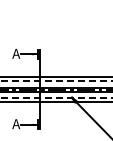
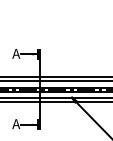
line: dashed -> solid (56, 81)
line: dashed -> solid (56, 97)
